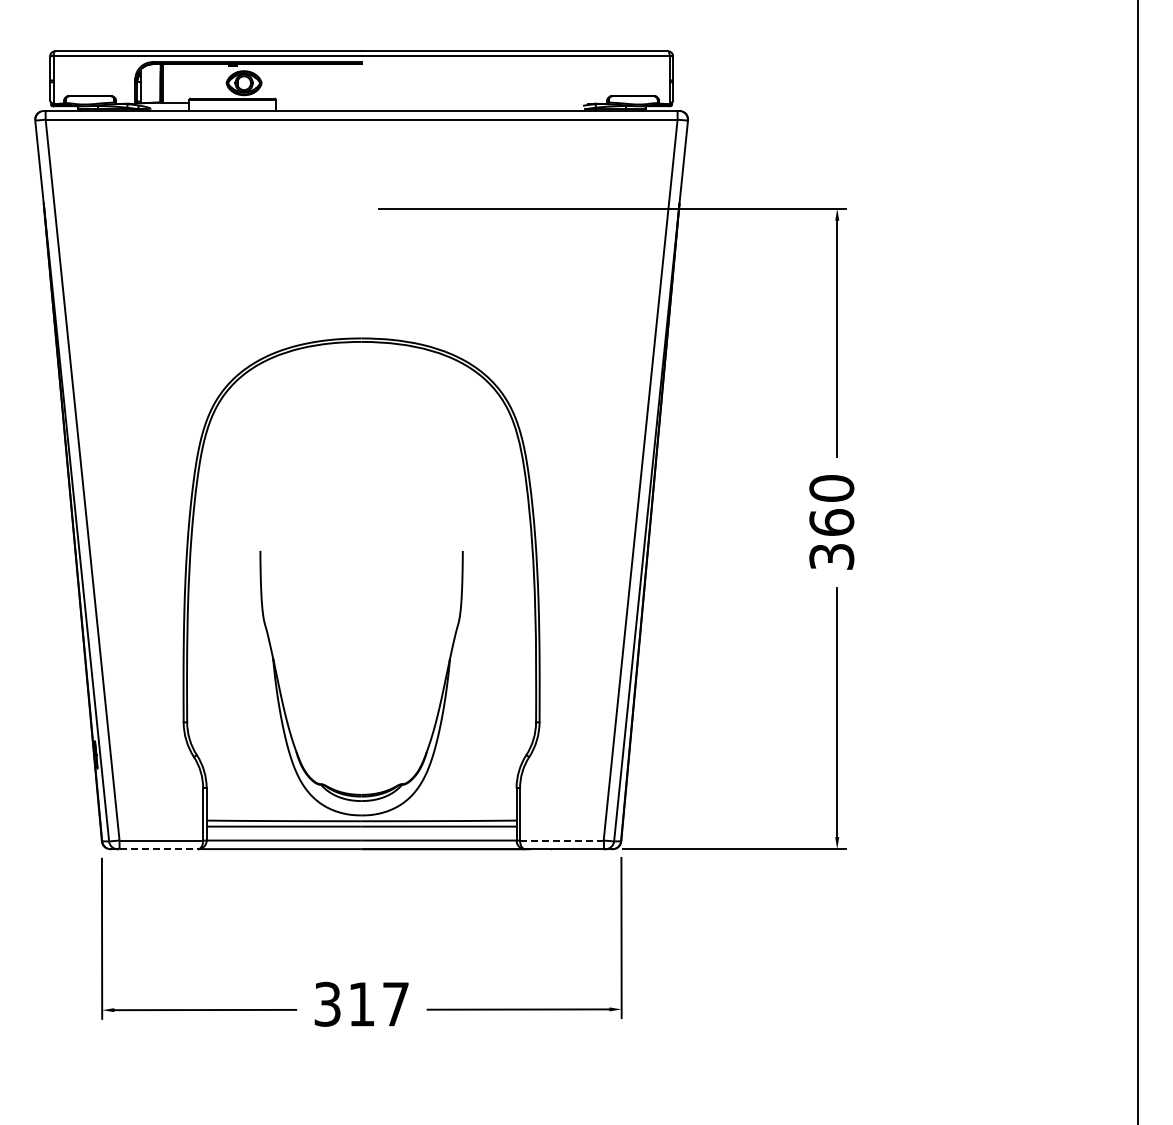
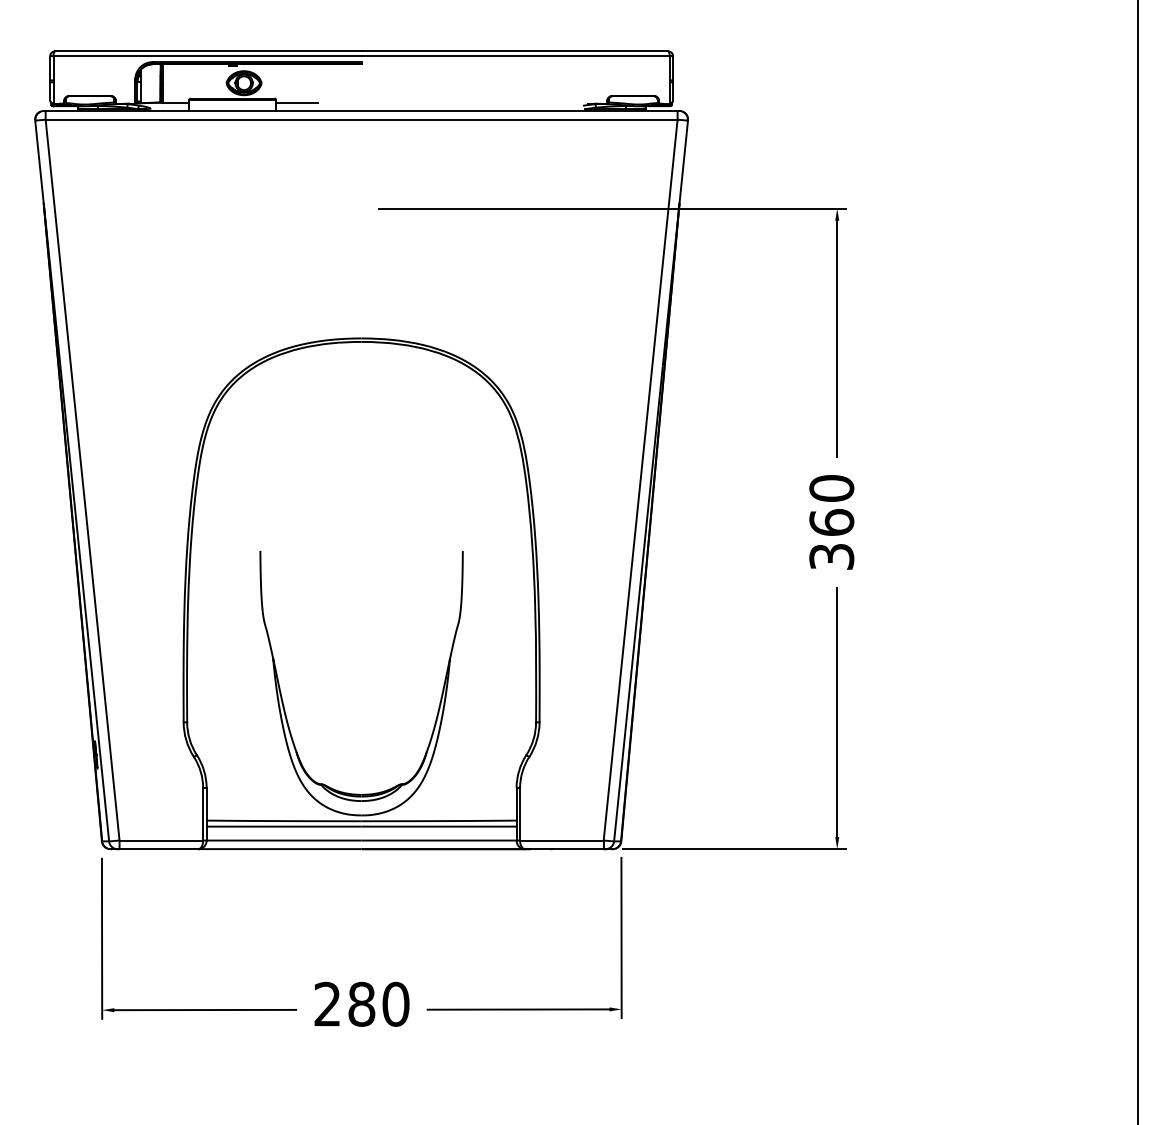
line: none -> present (297, 103)
line: dashed -> solid (561, 840)
line: dashed -> solid (159, 849)
text: 317 -> 280 (361, 1003)
